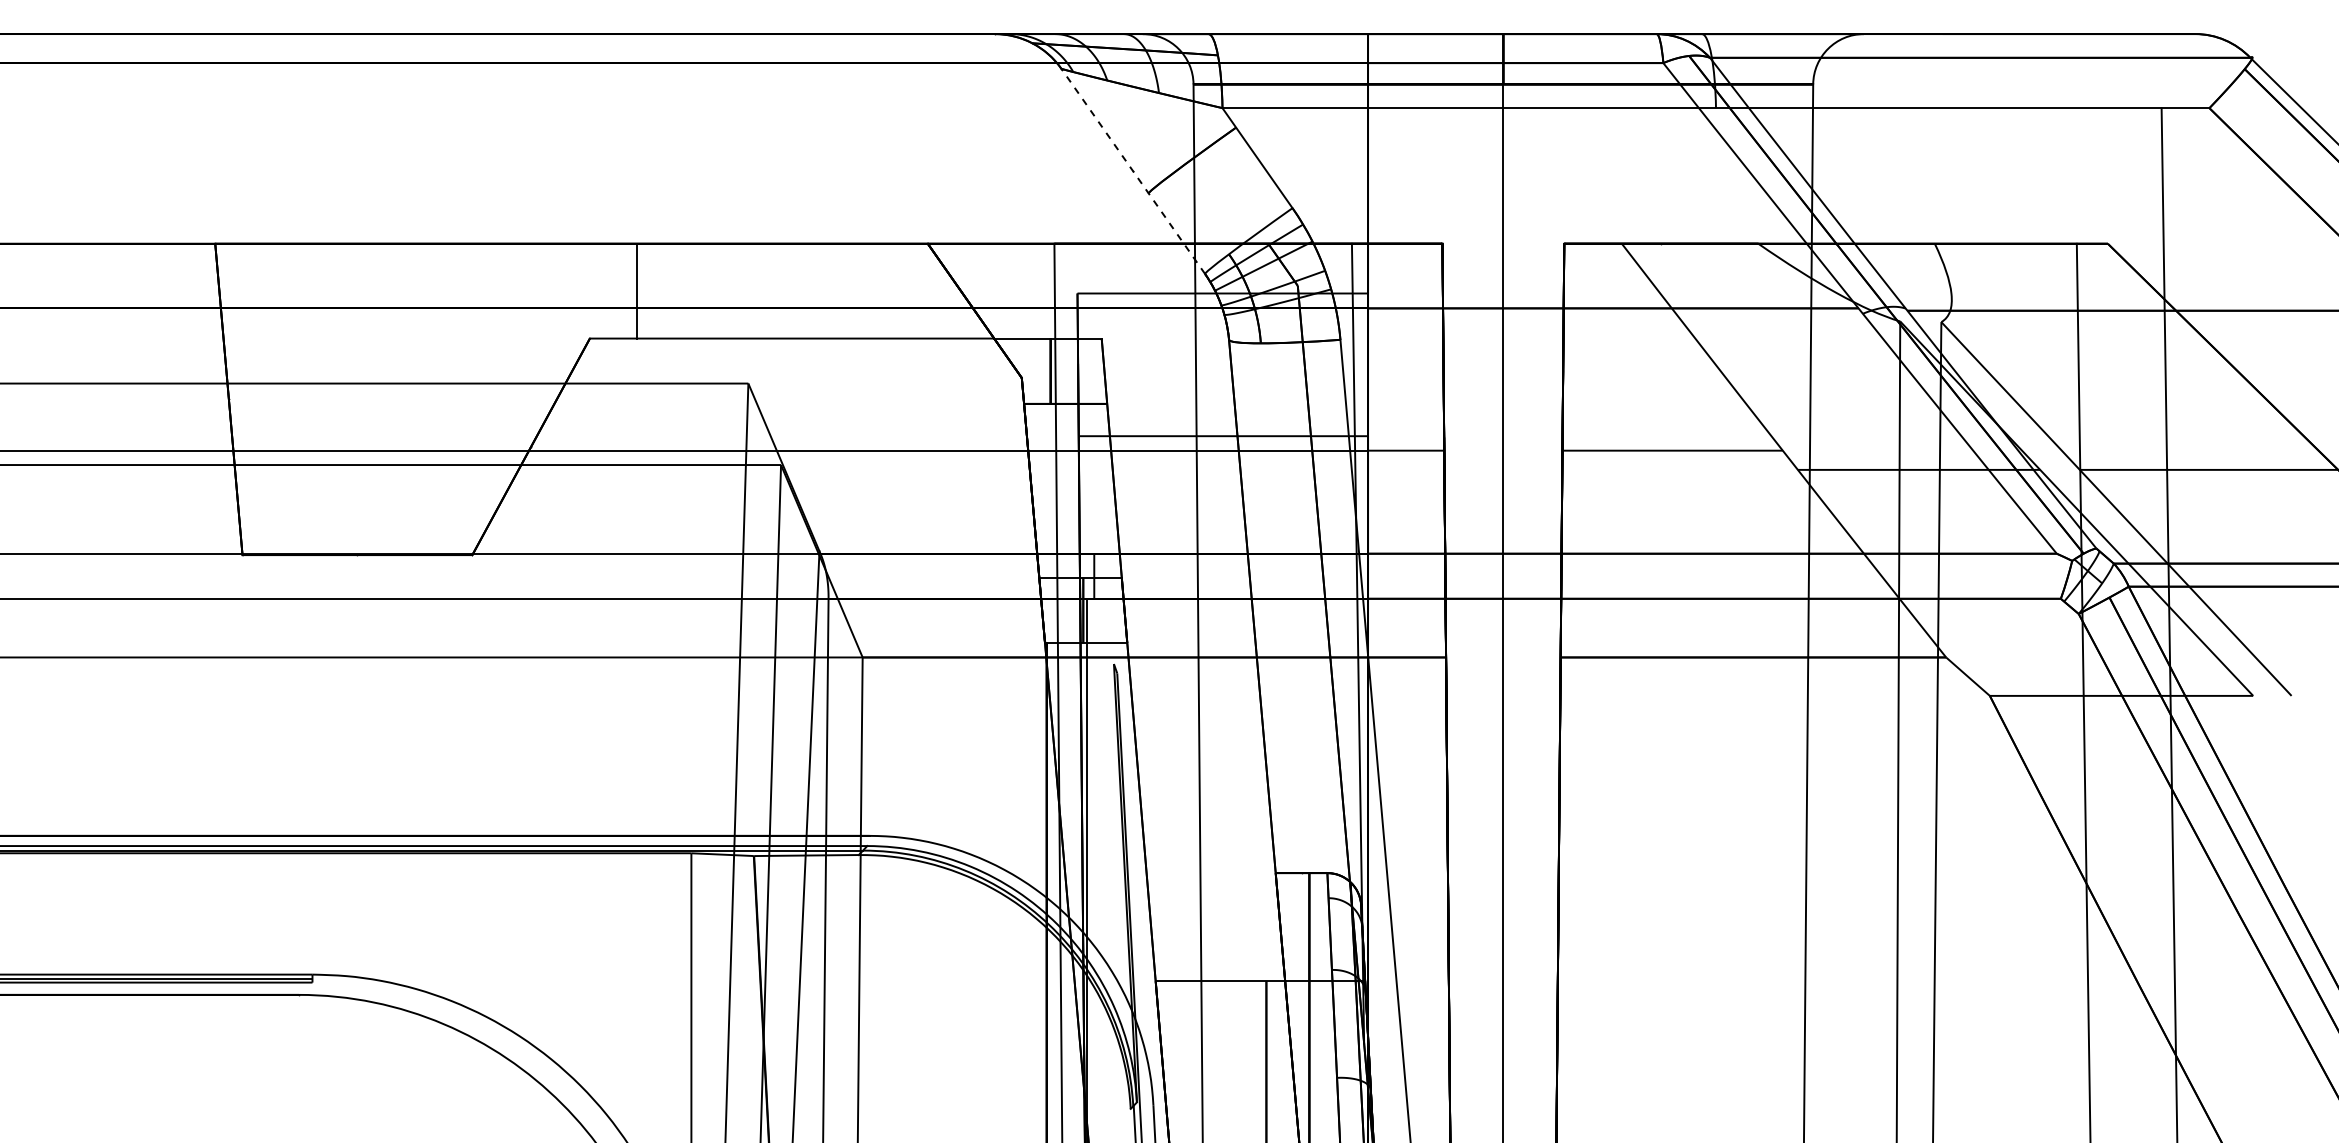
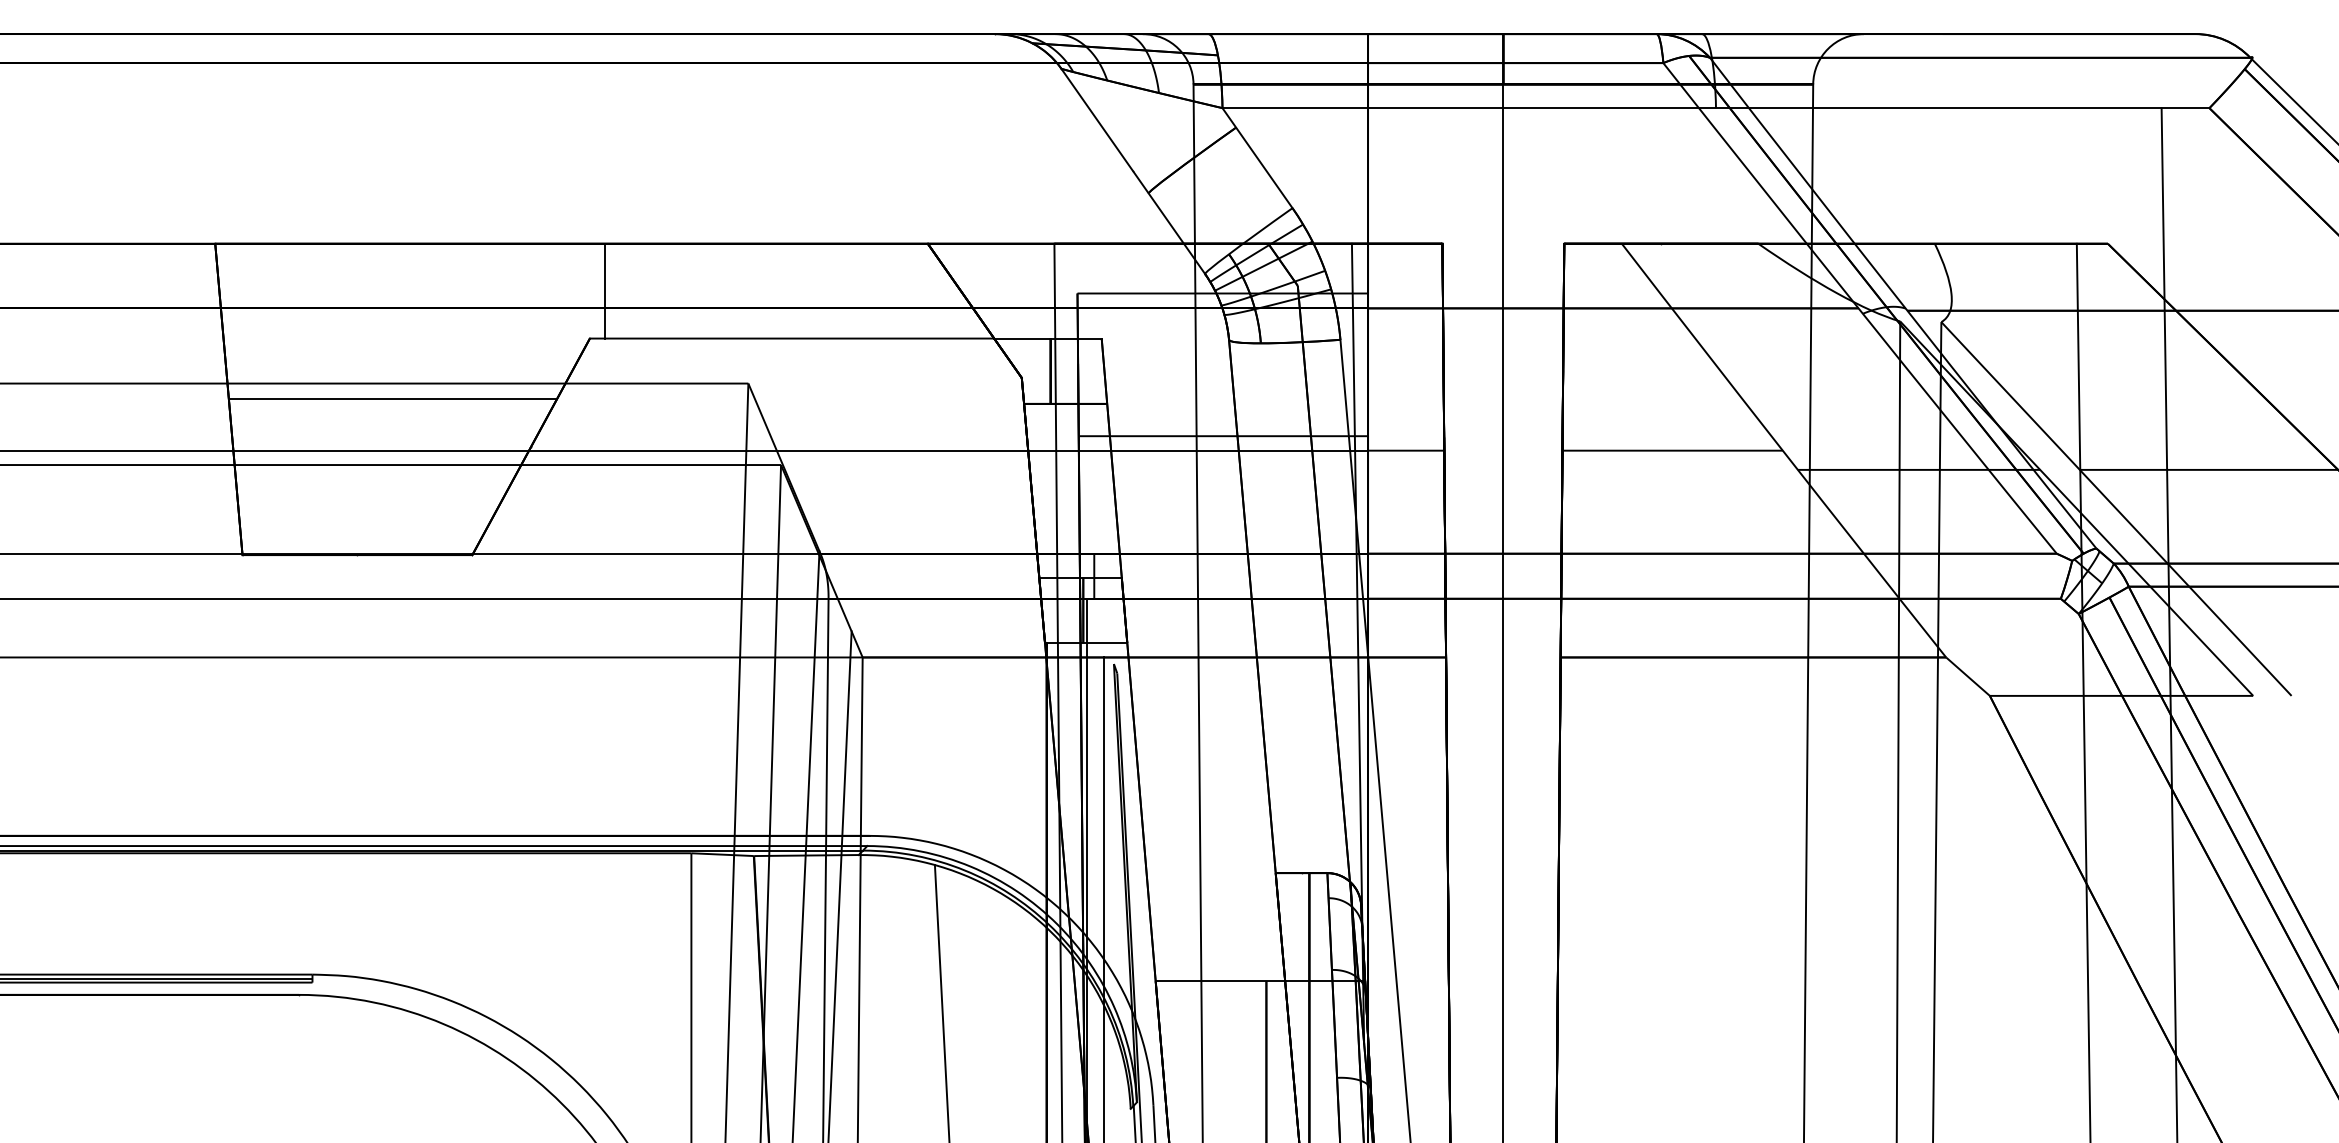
line: dashed -> solid (1132, 170)
line position: (636, 290) -> (604, 290) (604, 290)
line: none -> present (392, 399)
line: none -> present (839, 885)
line: none -> present (1104, 898)
line: none -> present (941, 1002)
